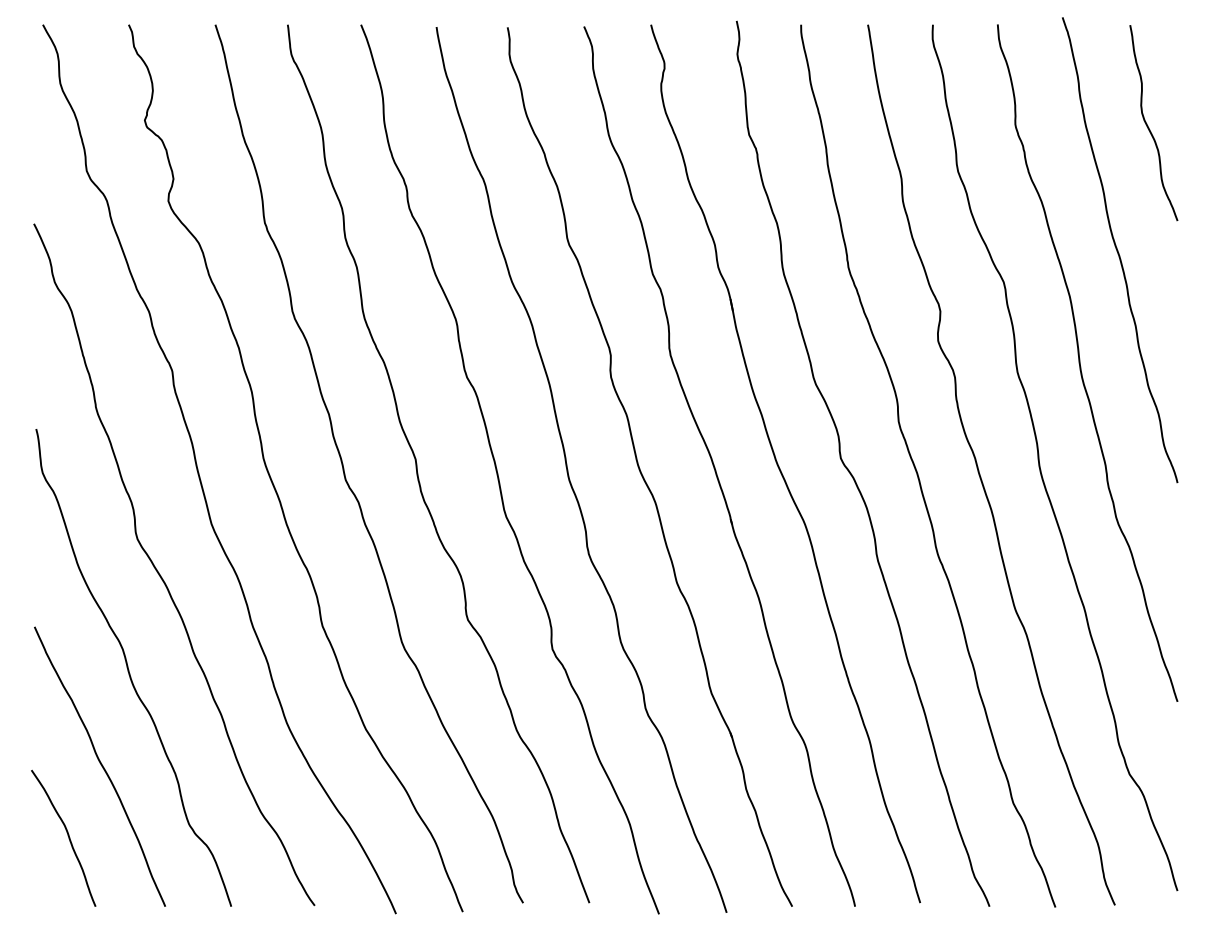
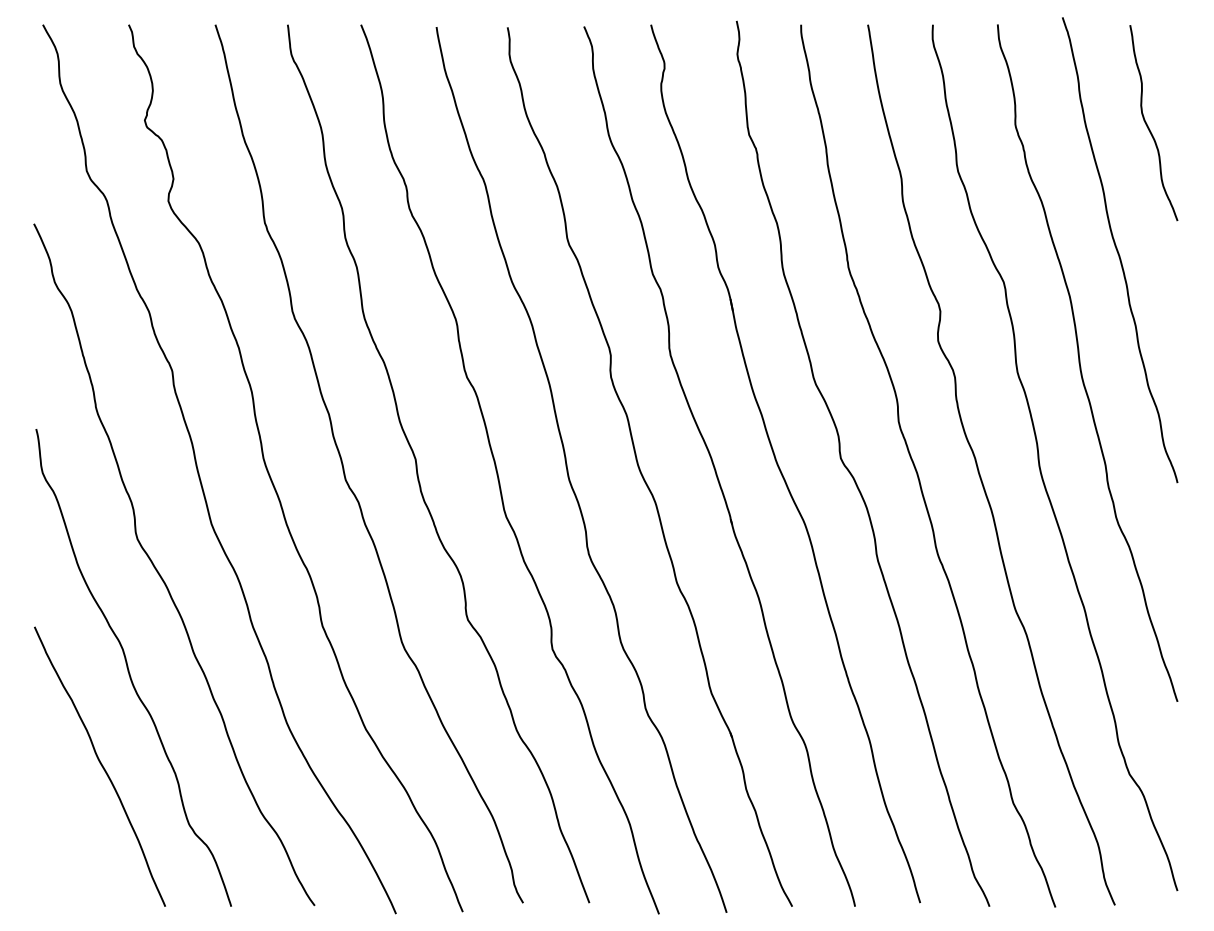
curve: present -> none (67, 835)
